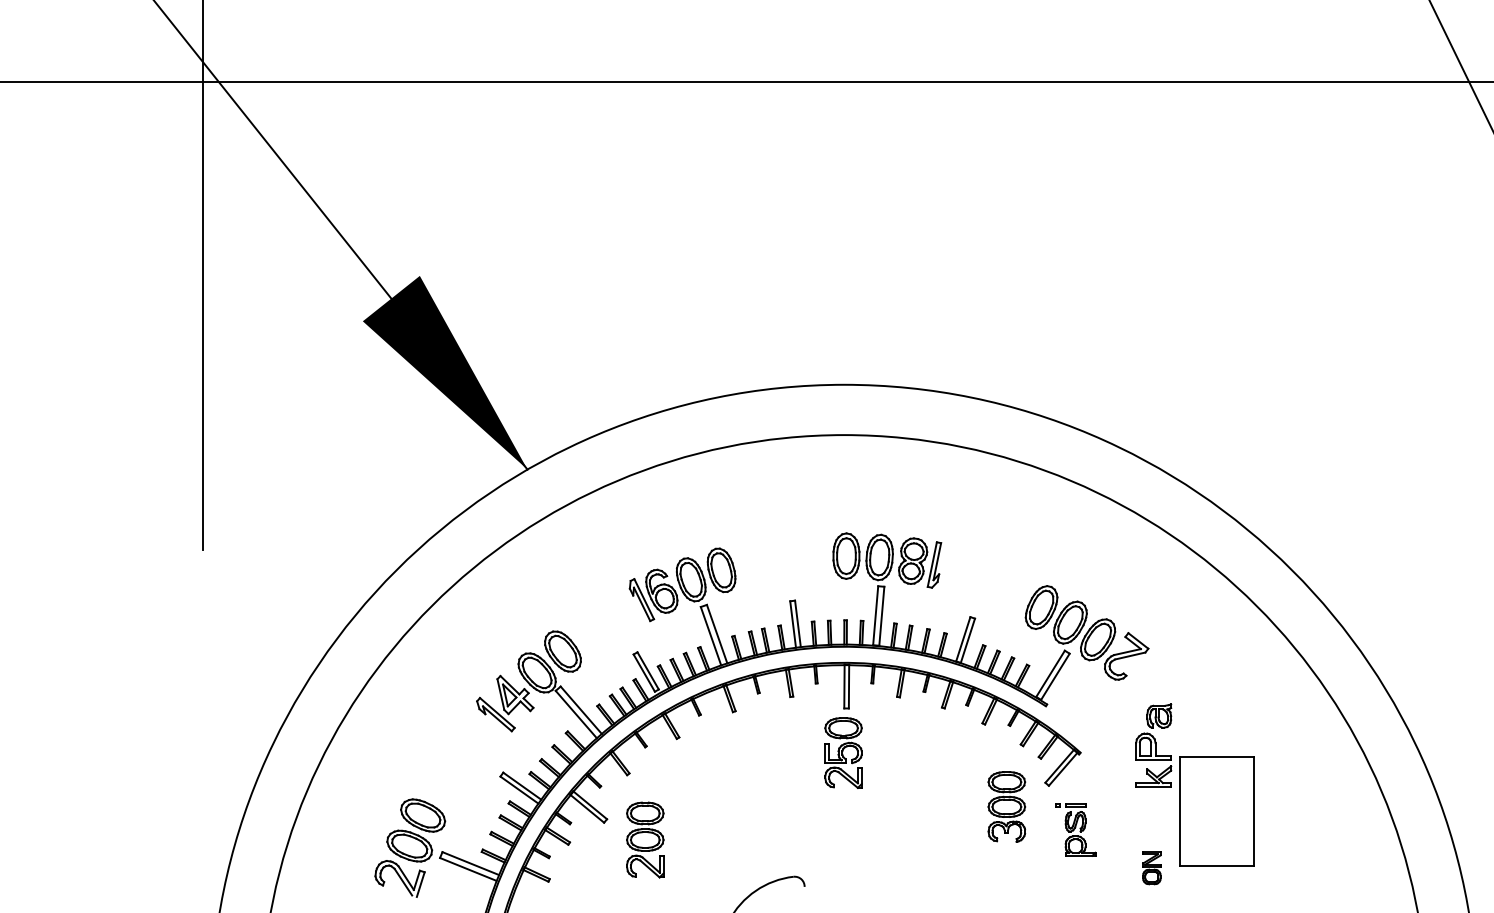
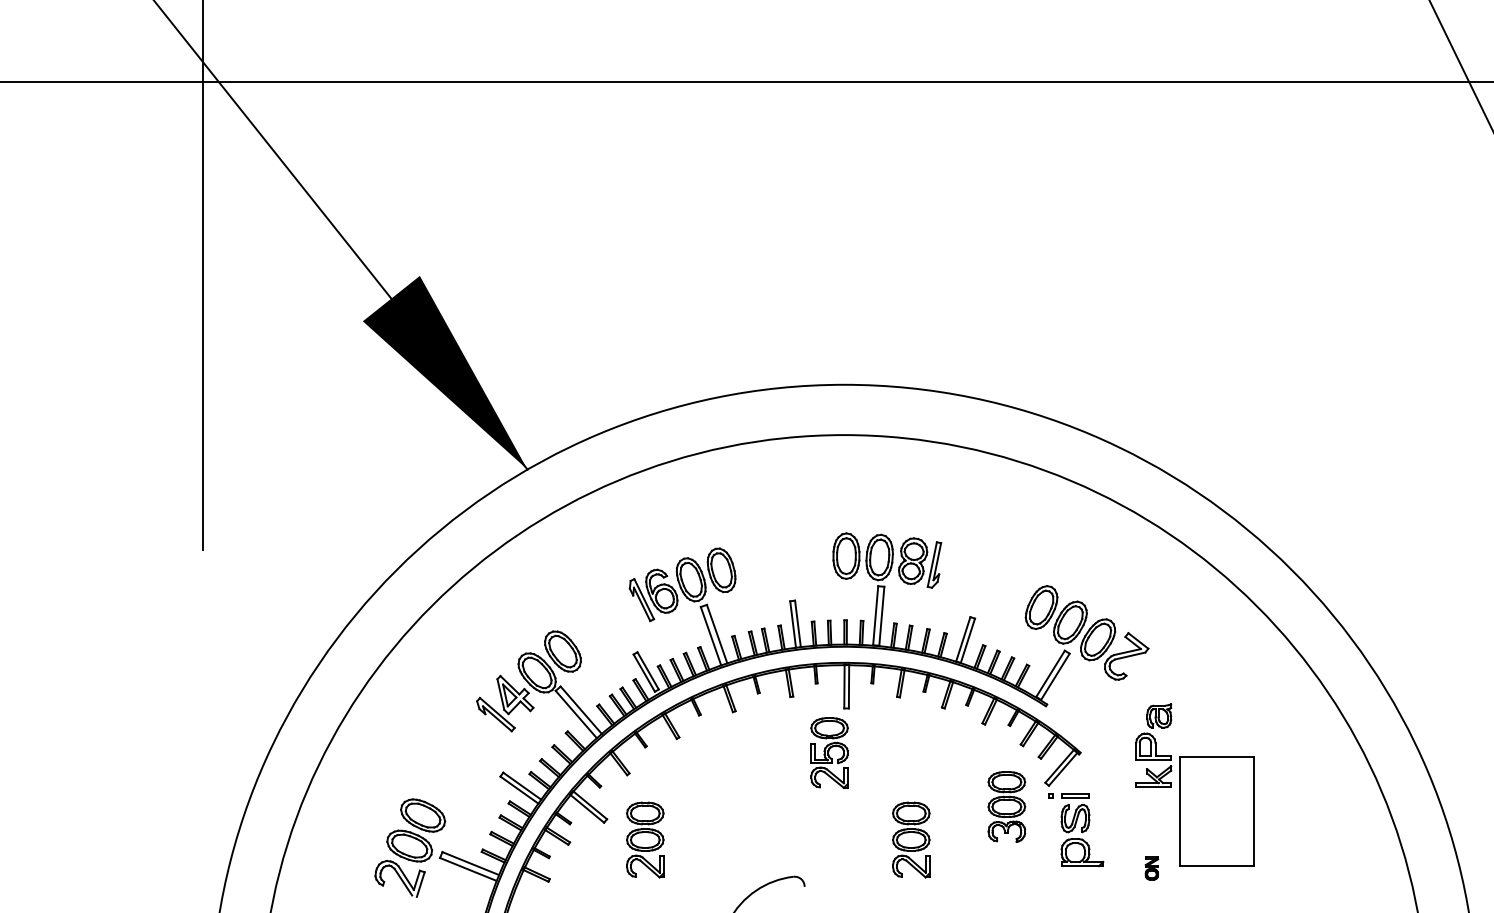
part position: (843, 752) -> (829, 752) (829, 752)
part size: 42x54 px -> 57x75 px (1076, 830)
part: none -> present (911, 839)
part size: 20x35 px -> 16x25 px (1151, 868)
